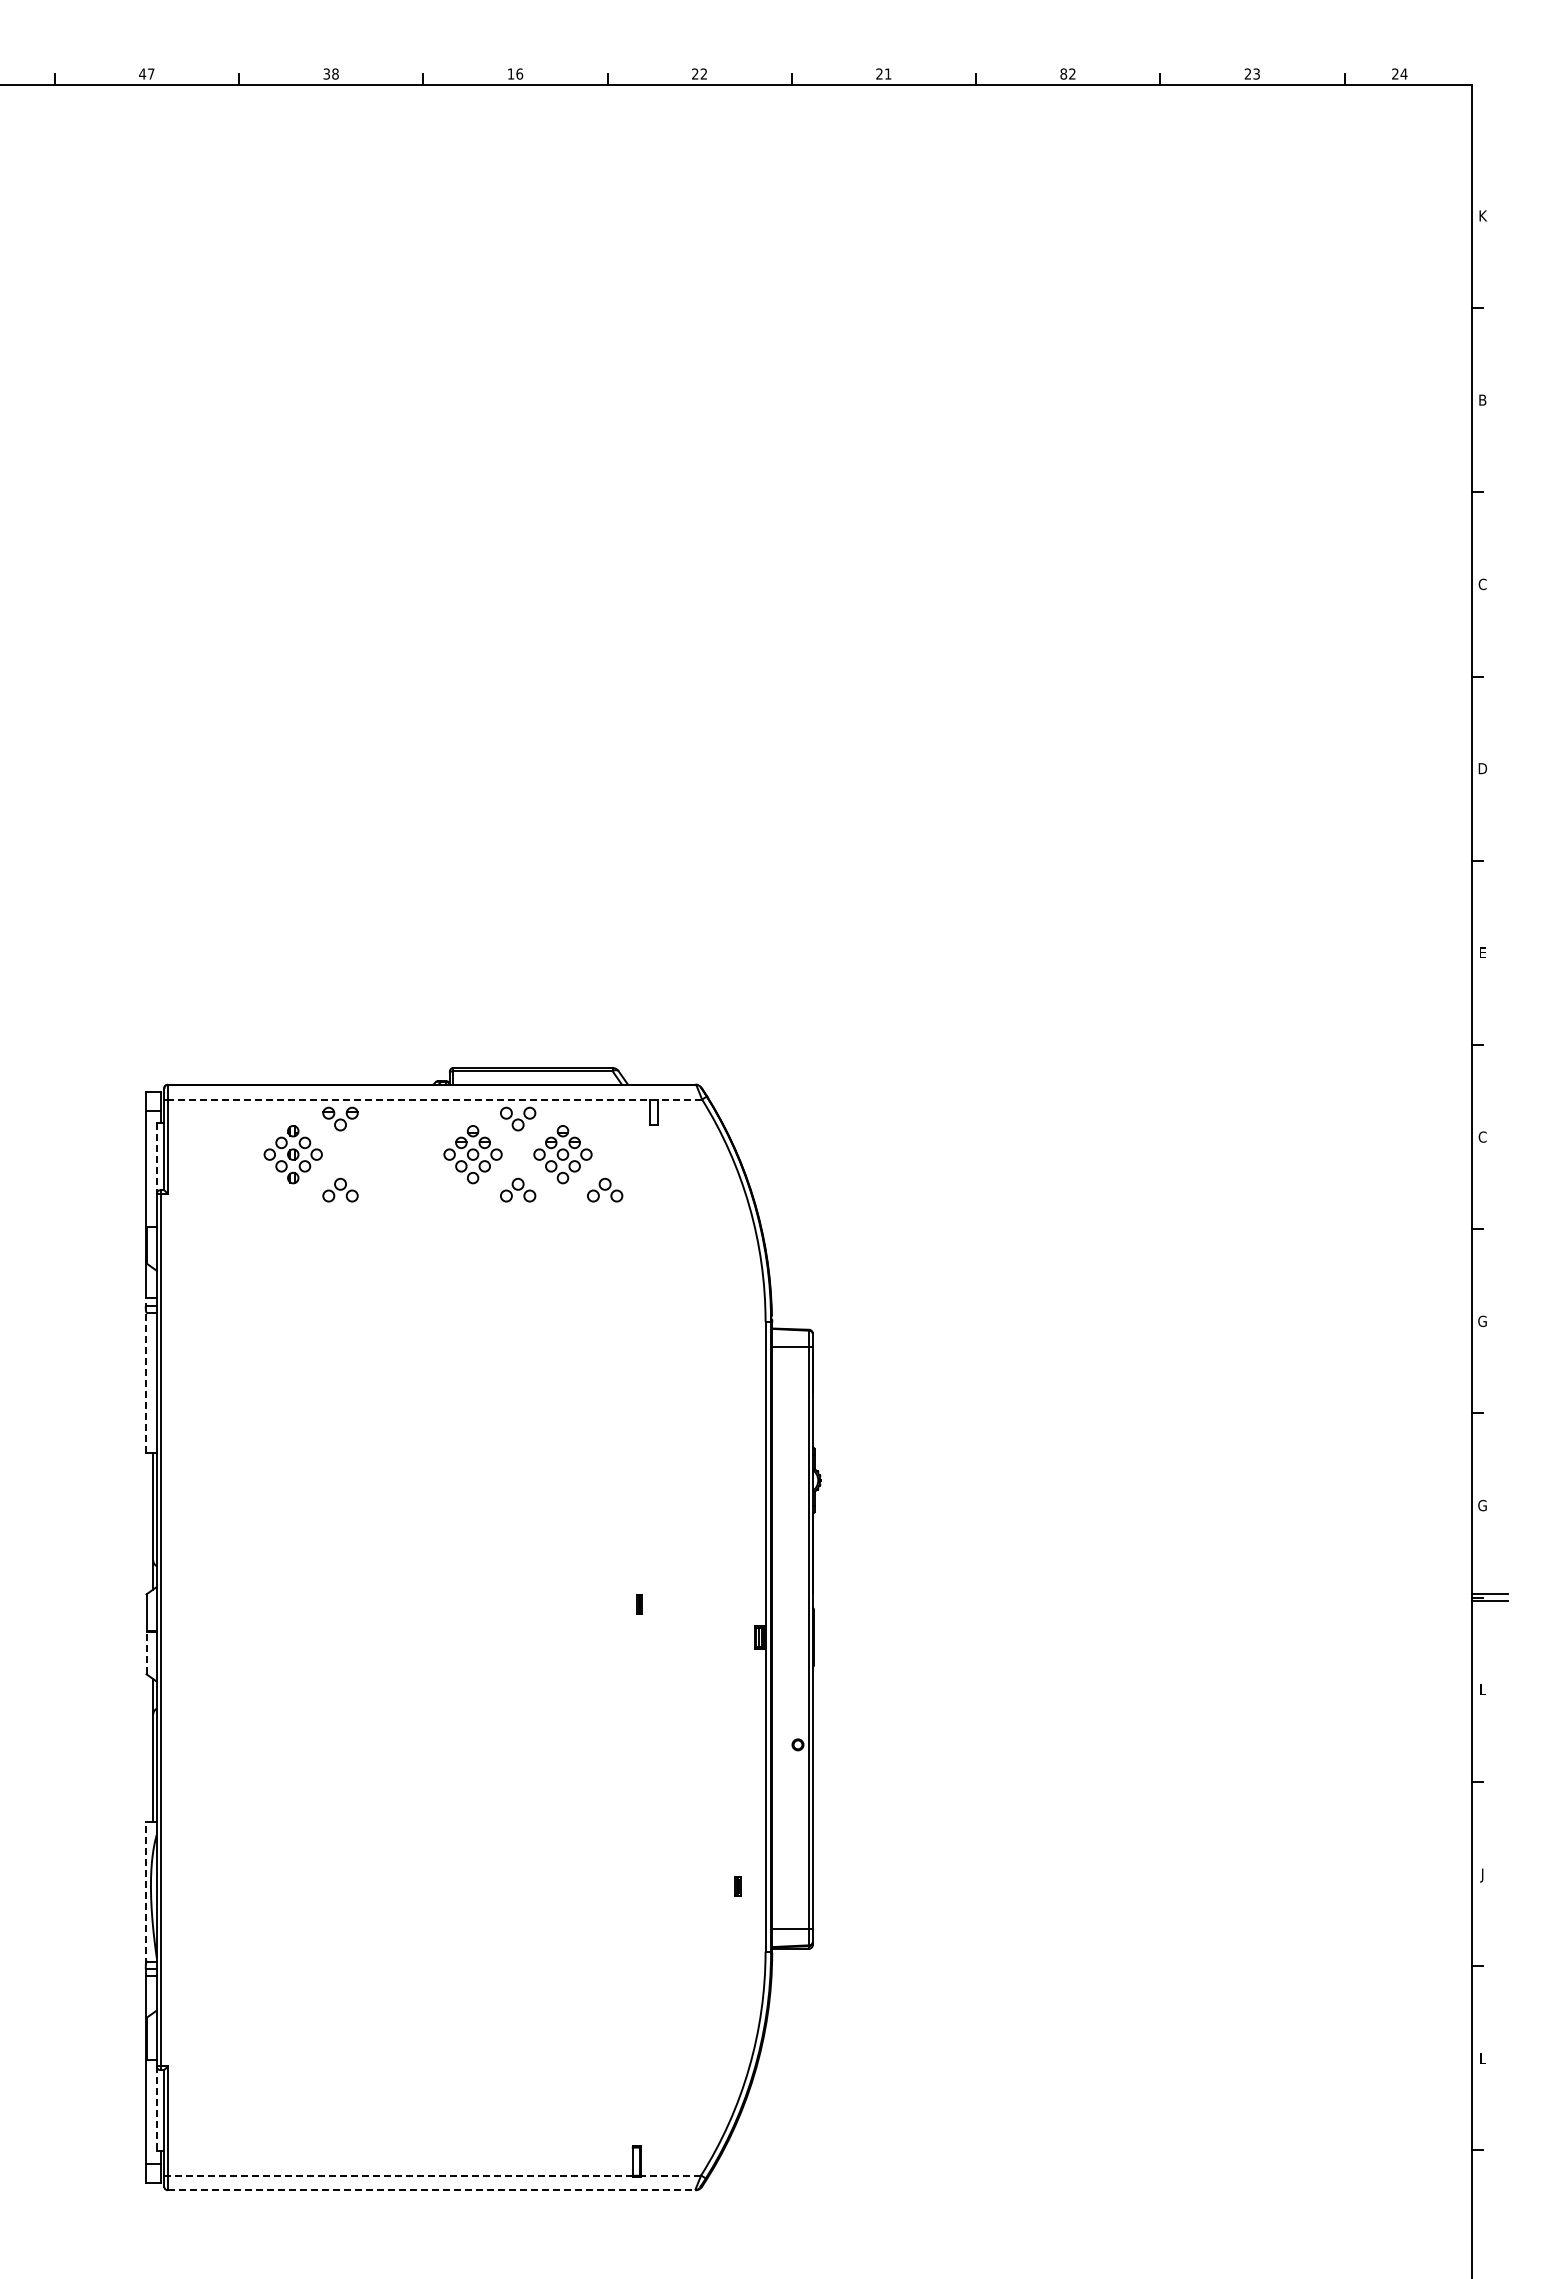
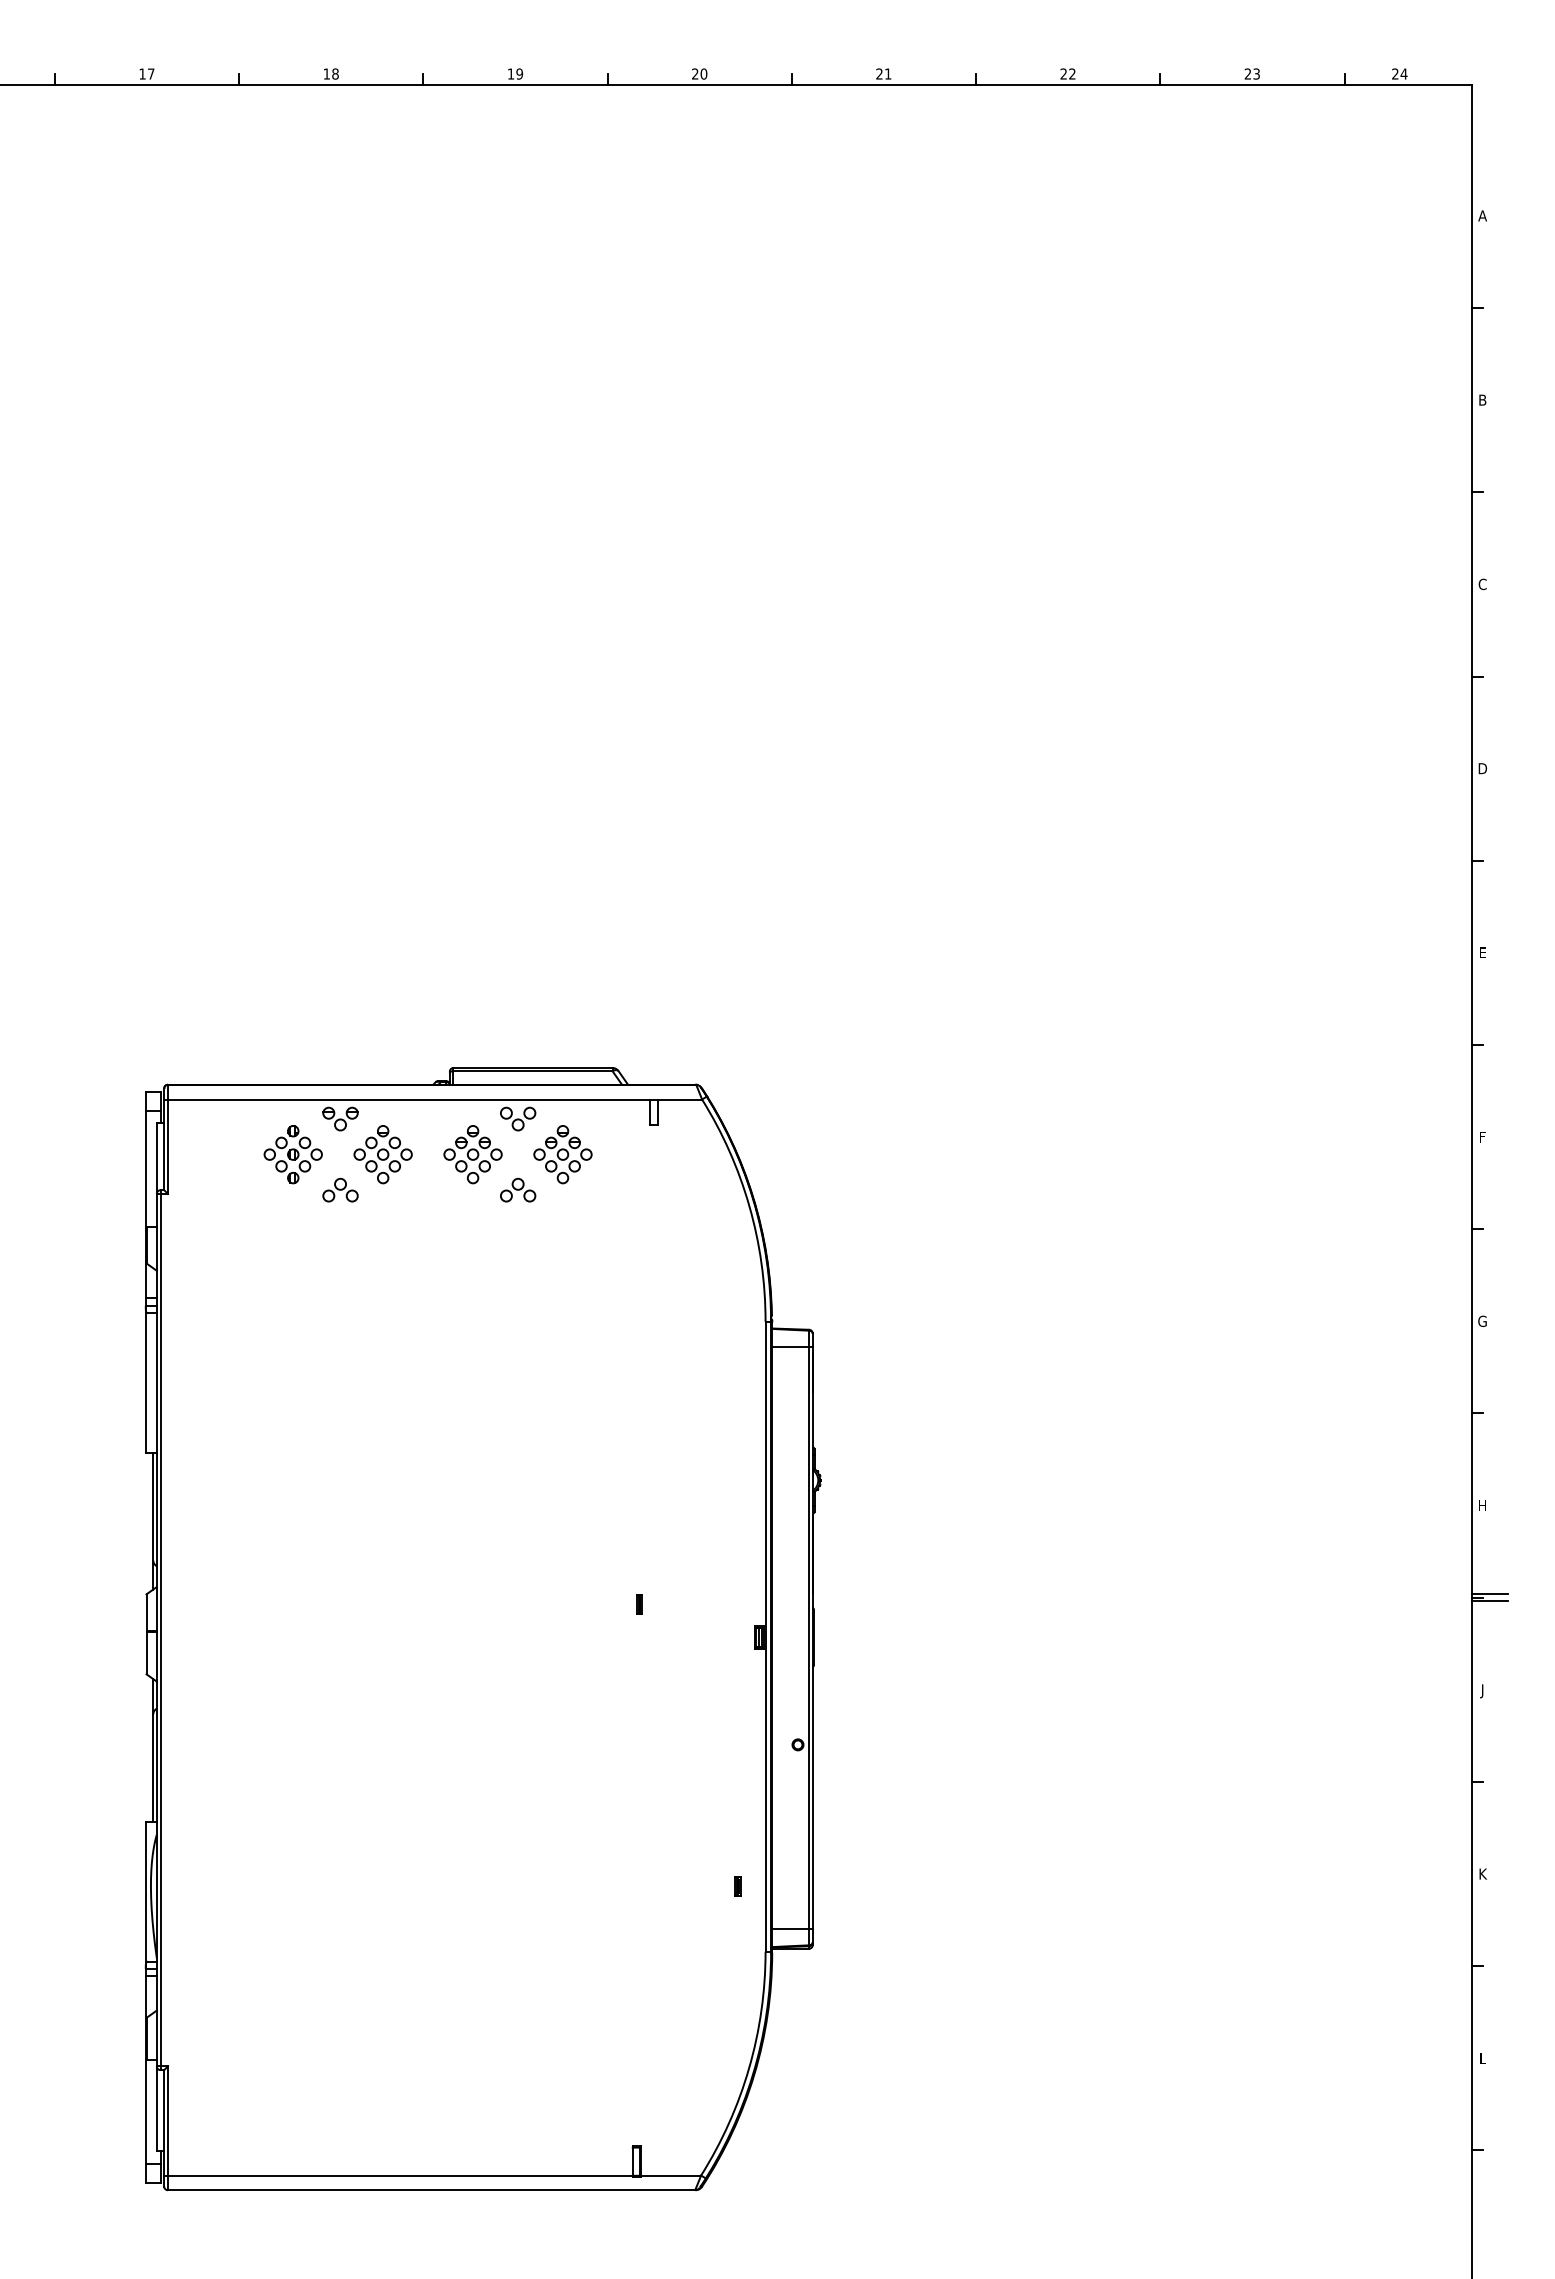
text: 47 -> 17 (142, 73)
text: 38 -> 18 (326, 73)
text: 16 -> 19 (519, 73)
text: 22 -> 20 (703, 73)
text: 82 -> 22 (1063, 73)
text: K -> A (1482, 215)
line: dashed -> solid (434, 1099)
text: C -> F (1482, 1136)
part: none -> present (382, 1154)
line: dashed -> solid (156, 1159)
part: present -> none (605, 1189)
line: dashed -> solid (145, 1375)
text: G -> H (1482, 1505)
line: dashed -> solid (146, 1652)
text: L -> J (1482, 1691)
text: J -> K (1483, 1875)
line: dashed -> solid (145, 1898)
line: dashed -> solid (156, 2108)
line: dashed -> solid (399, 2175)
line: dashed -> solid (670, 2175)
line: dashed -> solid (431, 2190)
